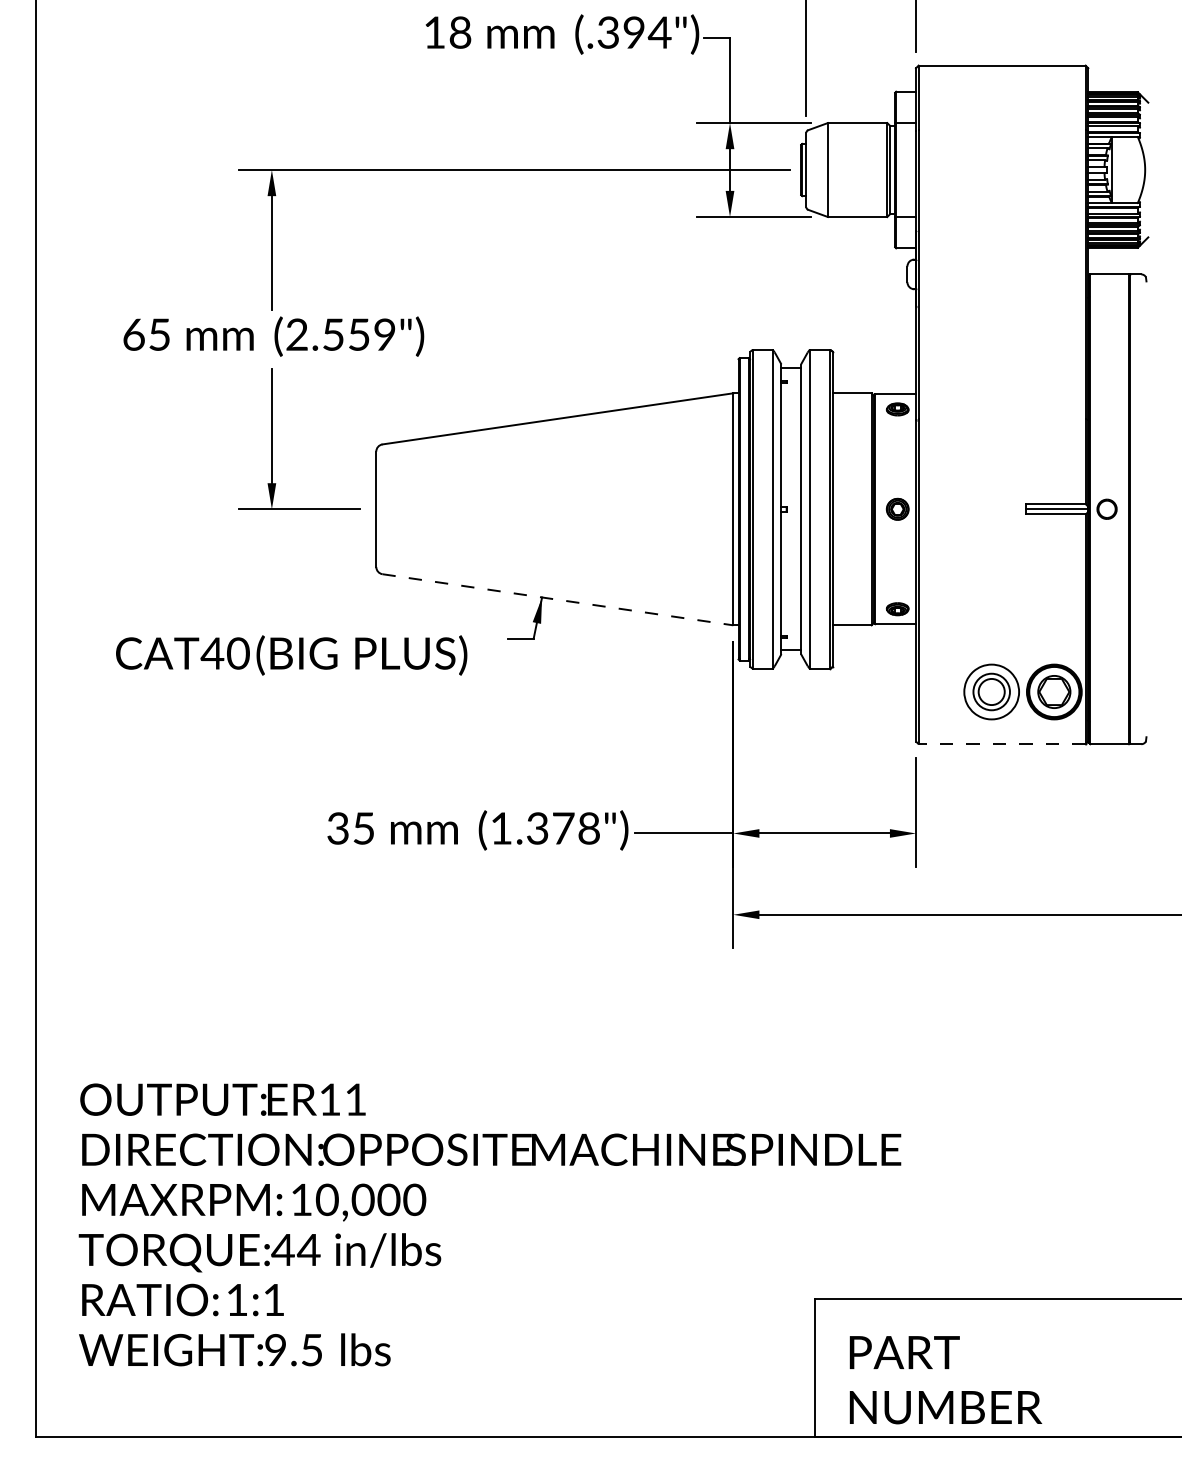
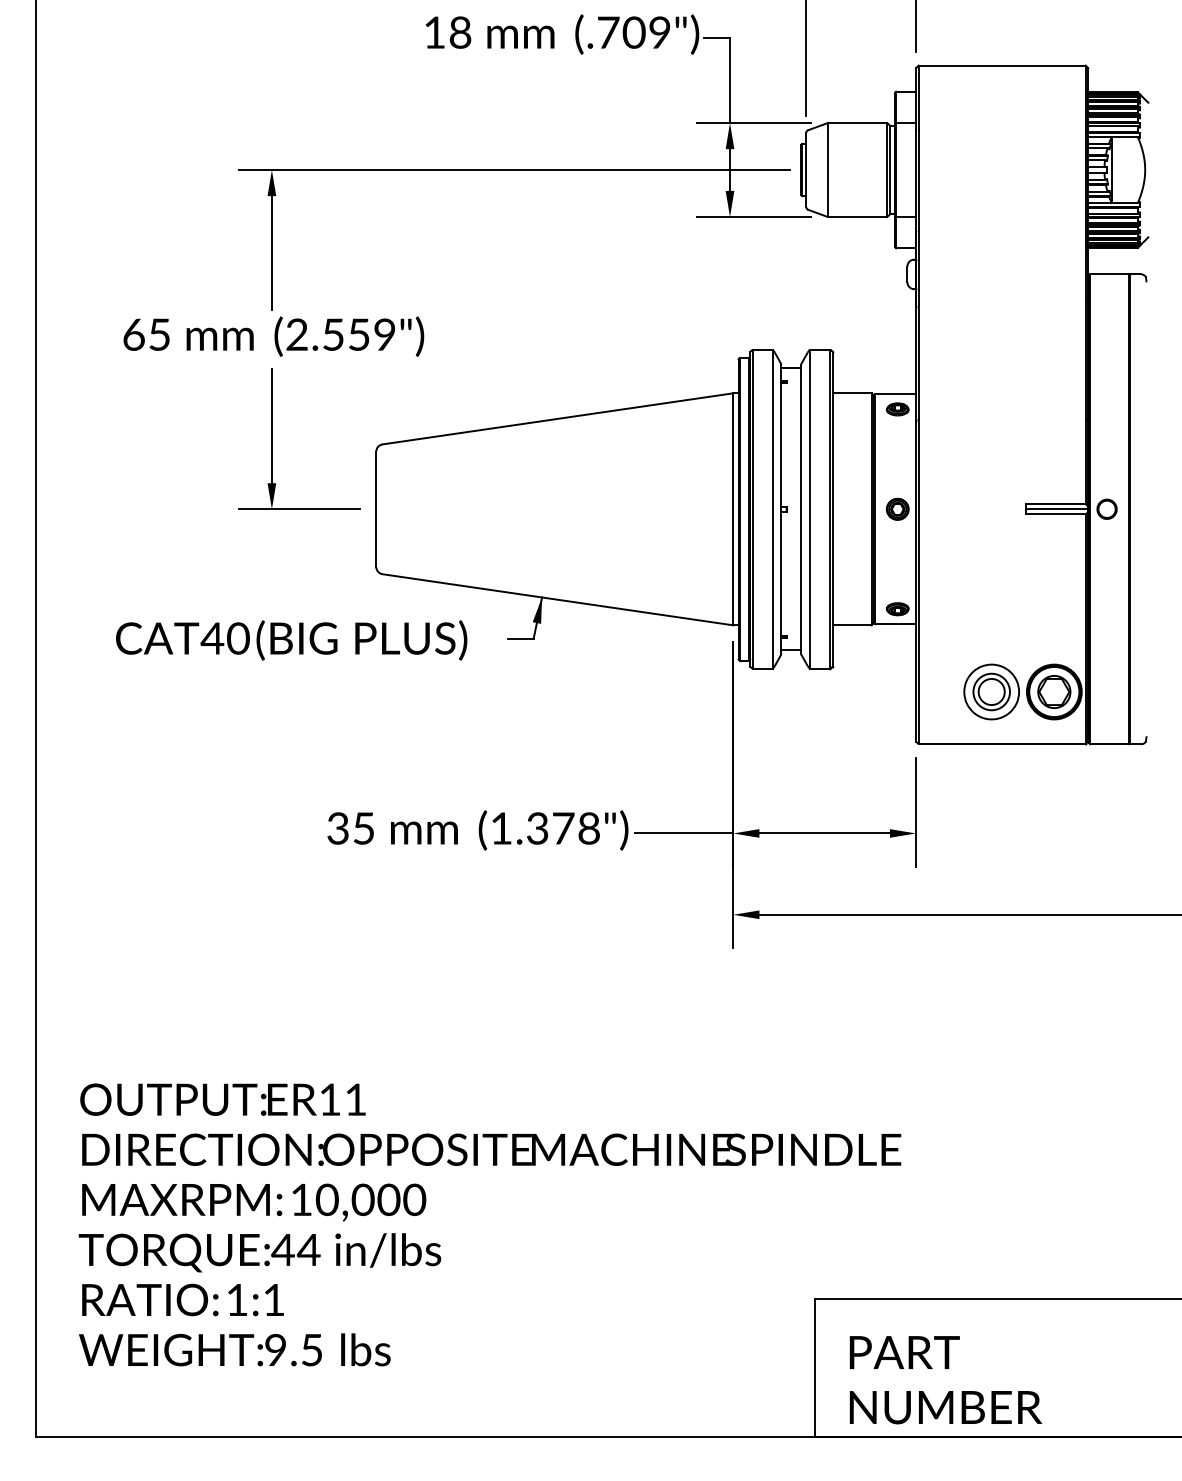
text: (.394") -> (.709") (634, 32)
line: dashed -> solid (558, 599)
text position: (291, 655) -> (291, 640) (291, 640)
line: dashed -> solid (1002, 744)
